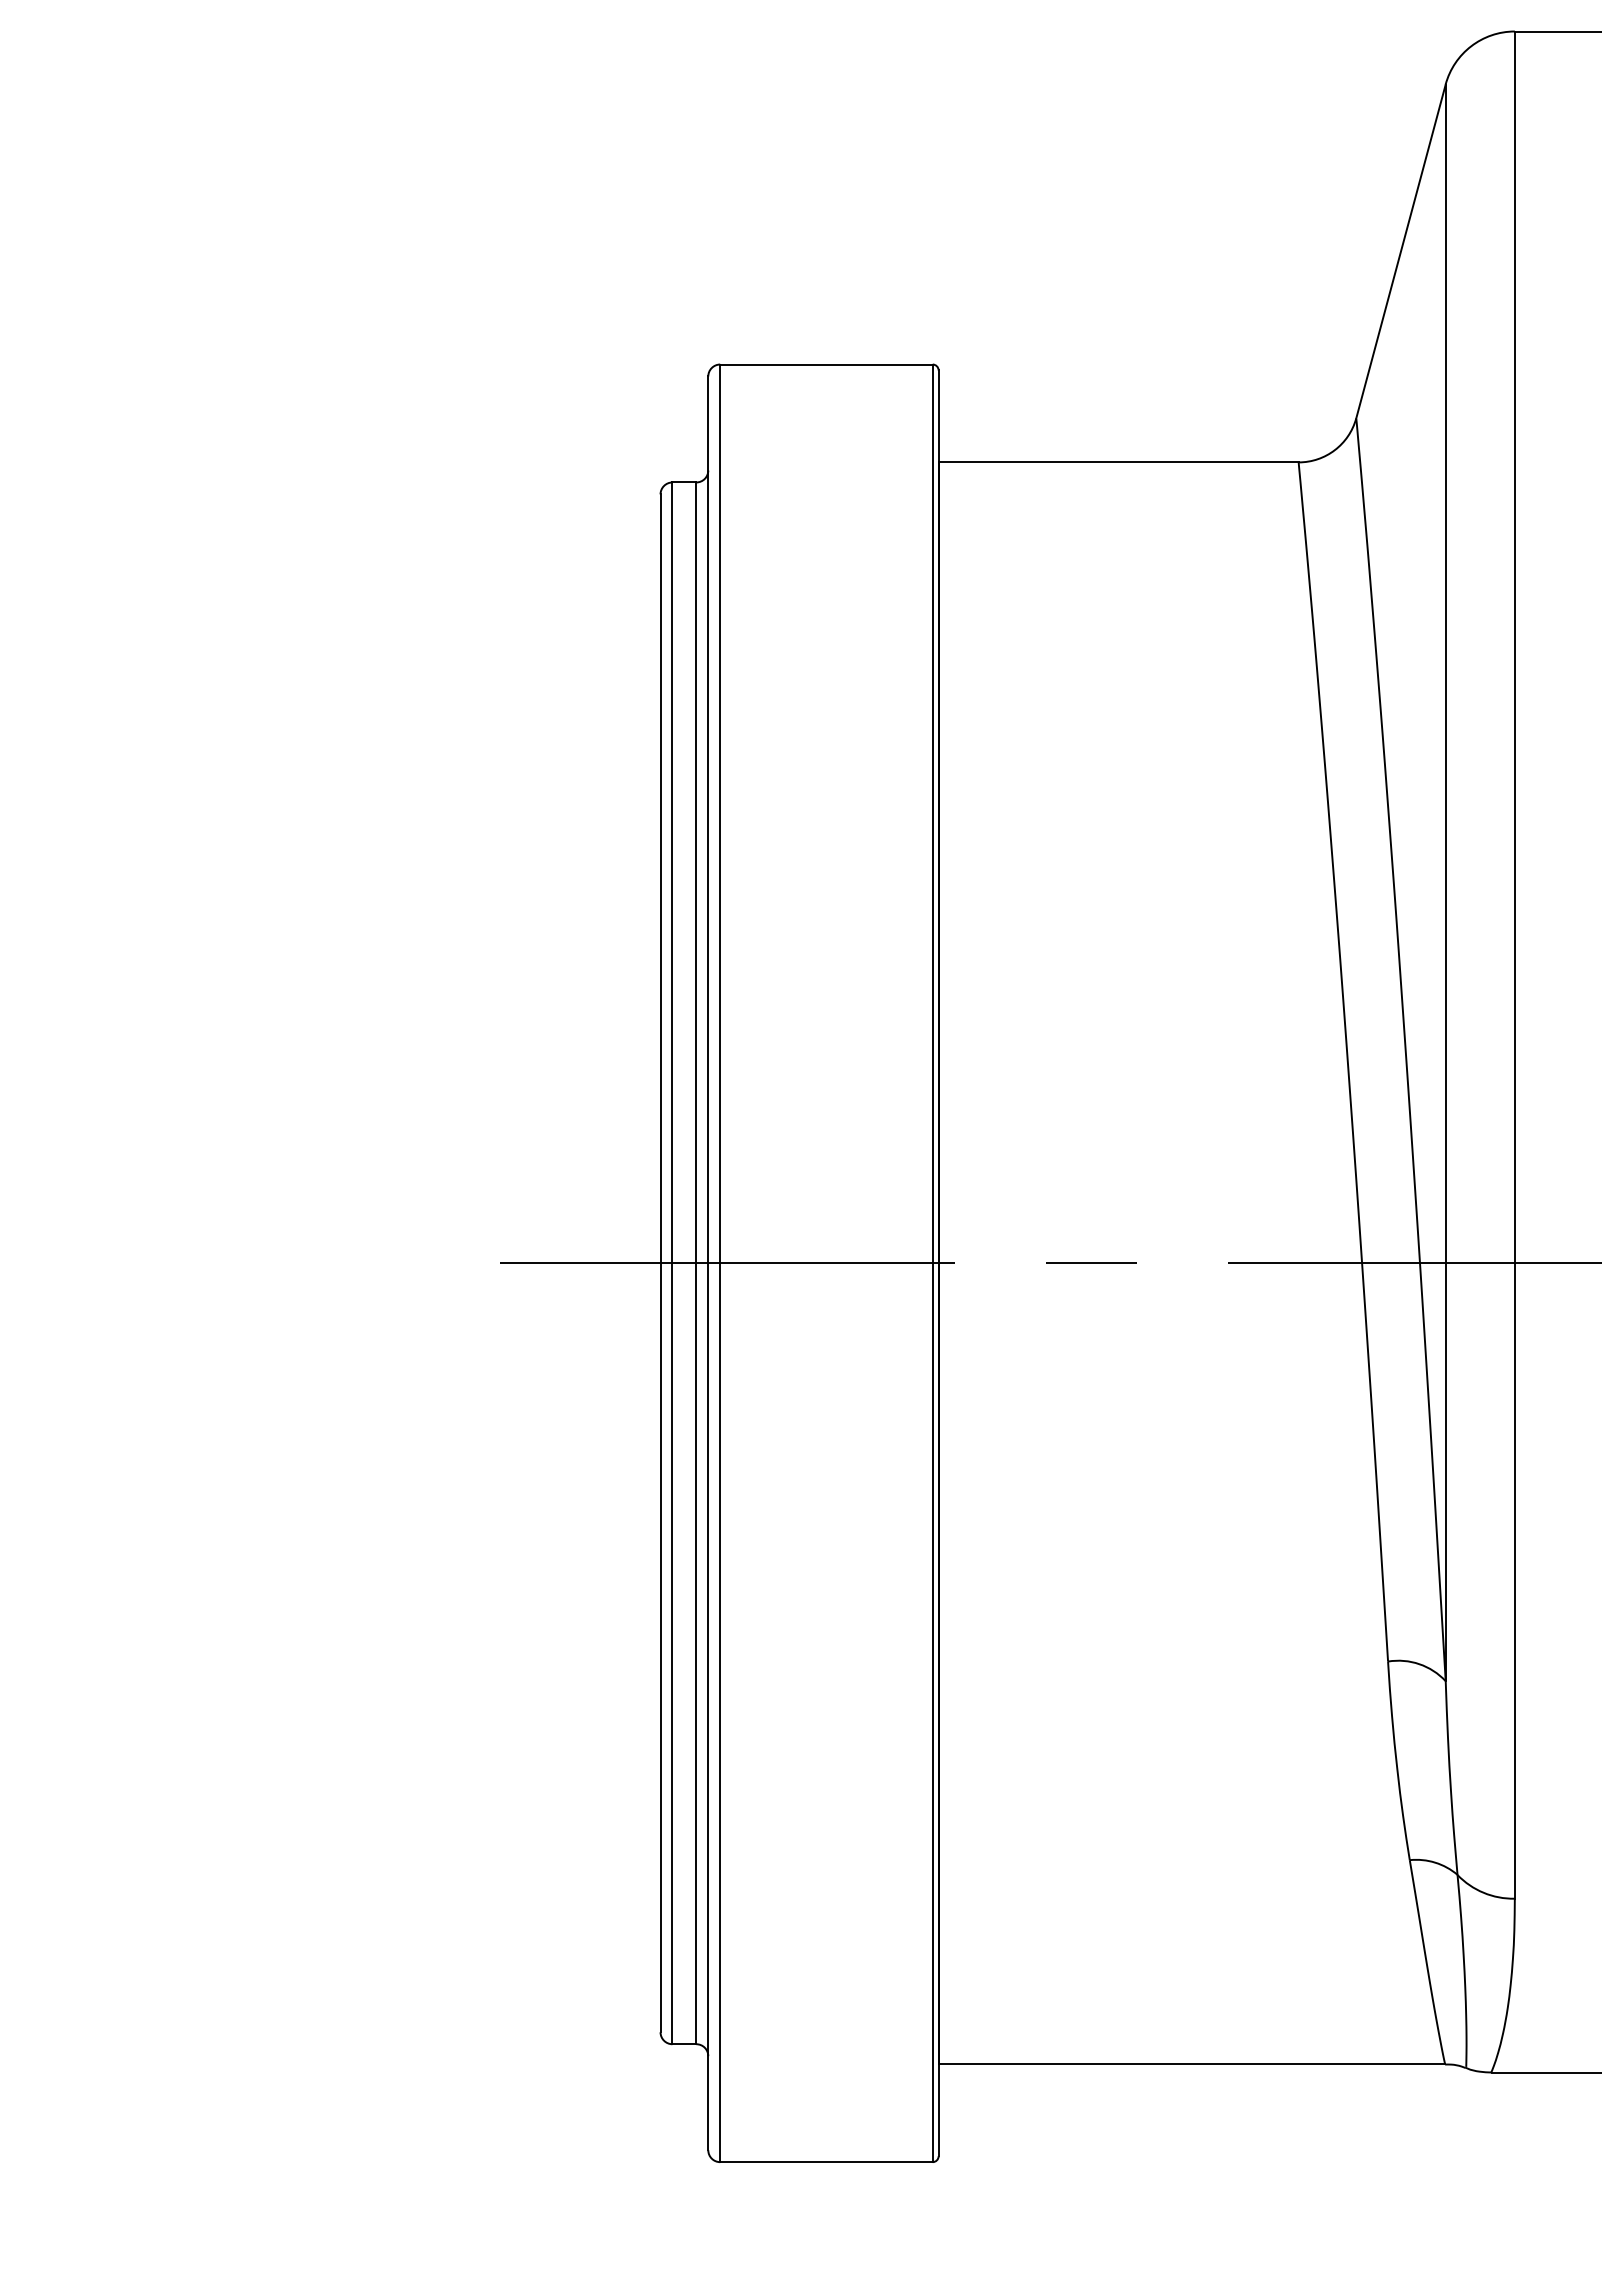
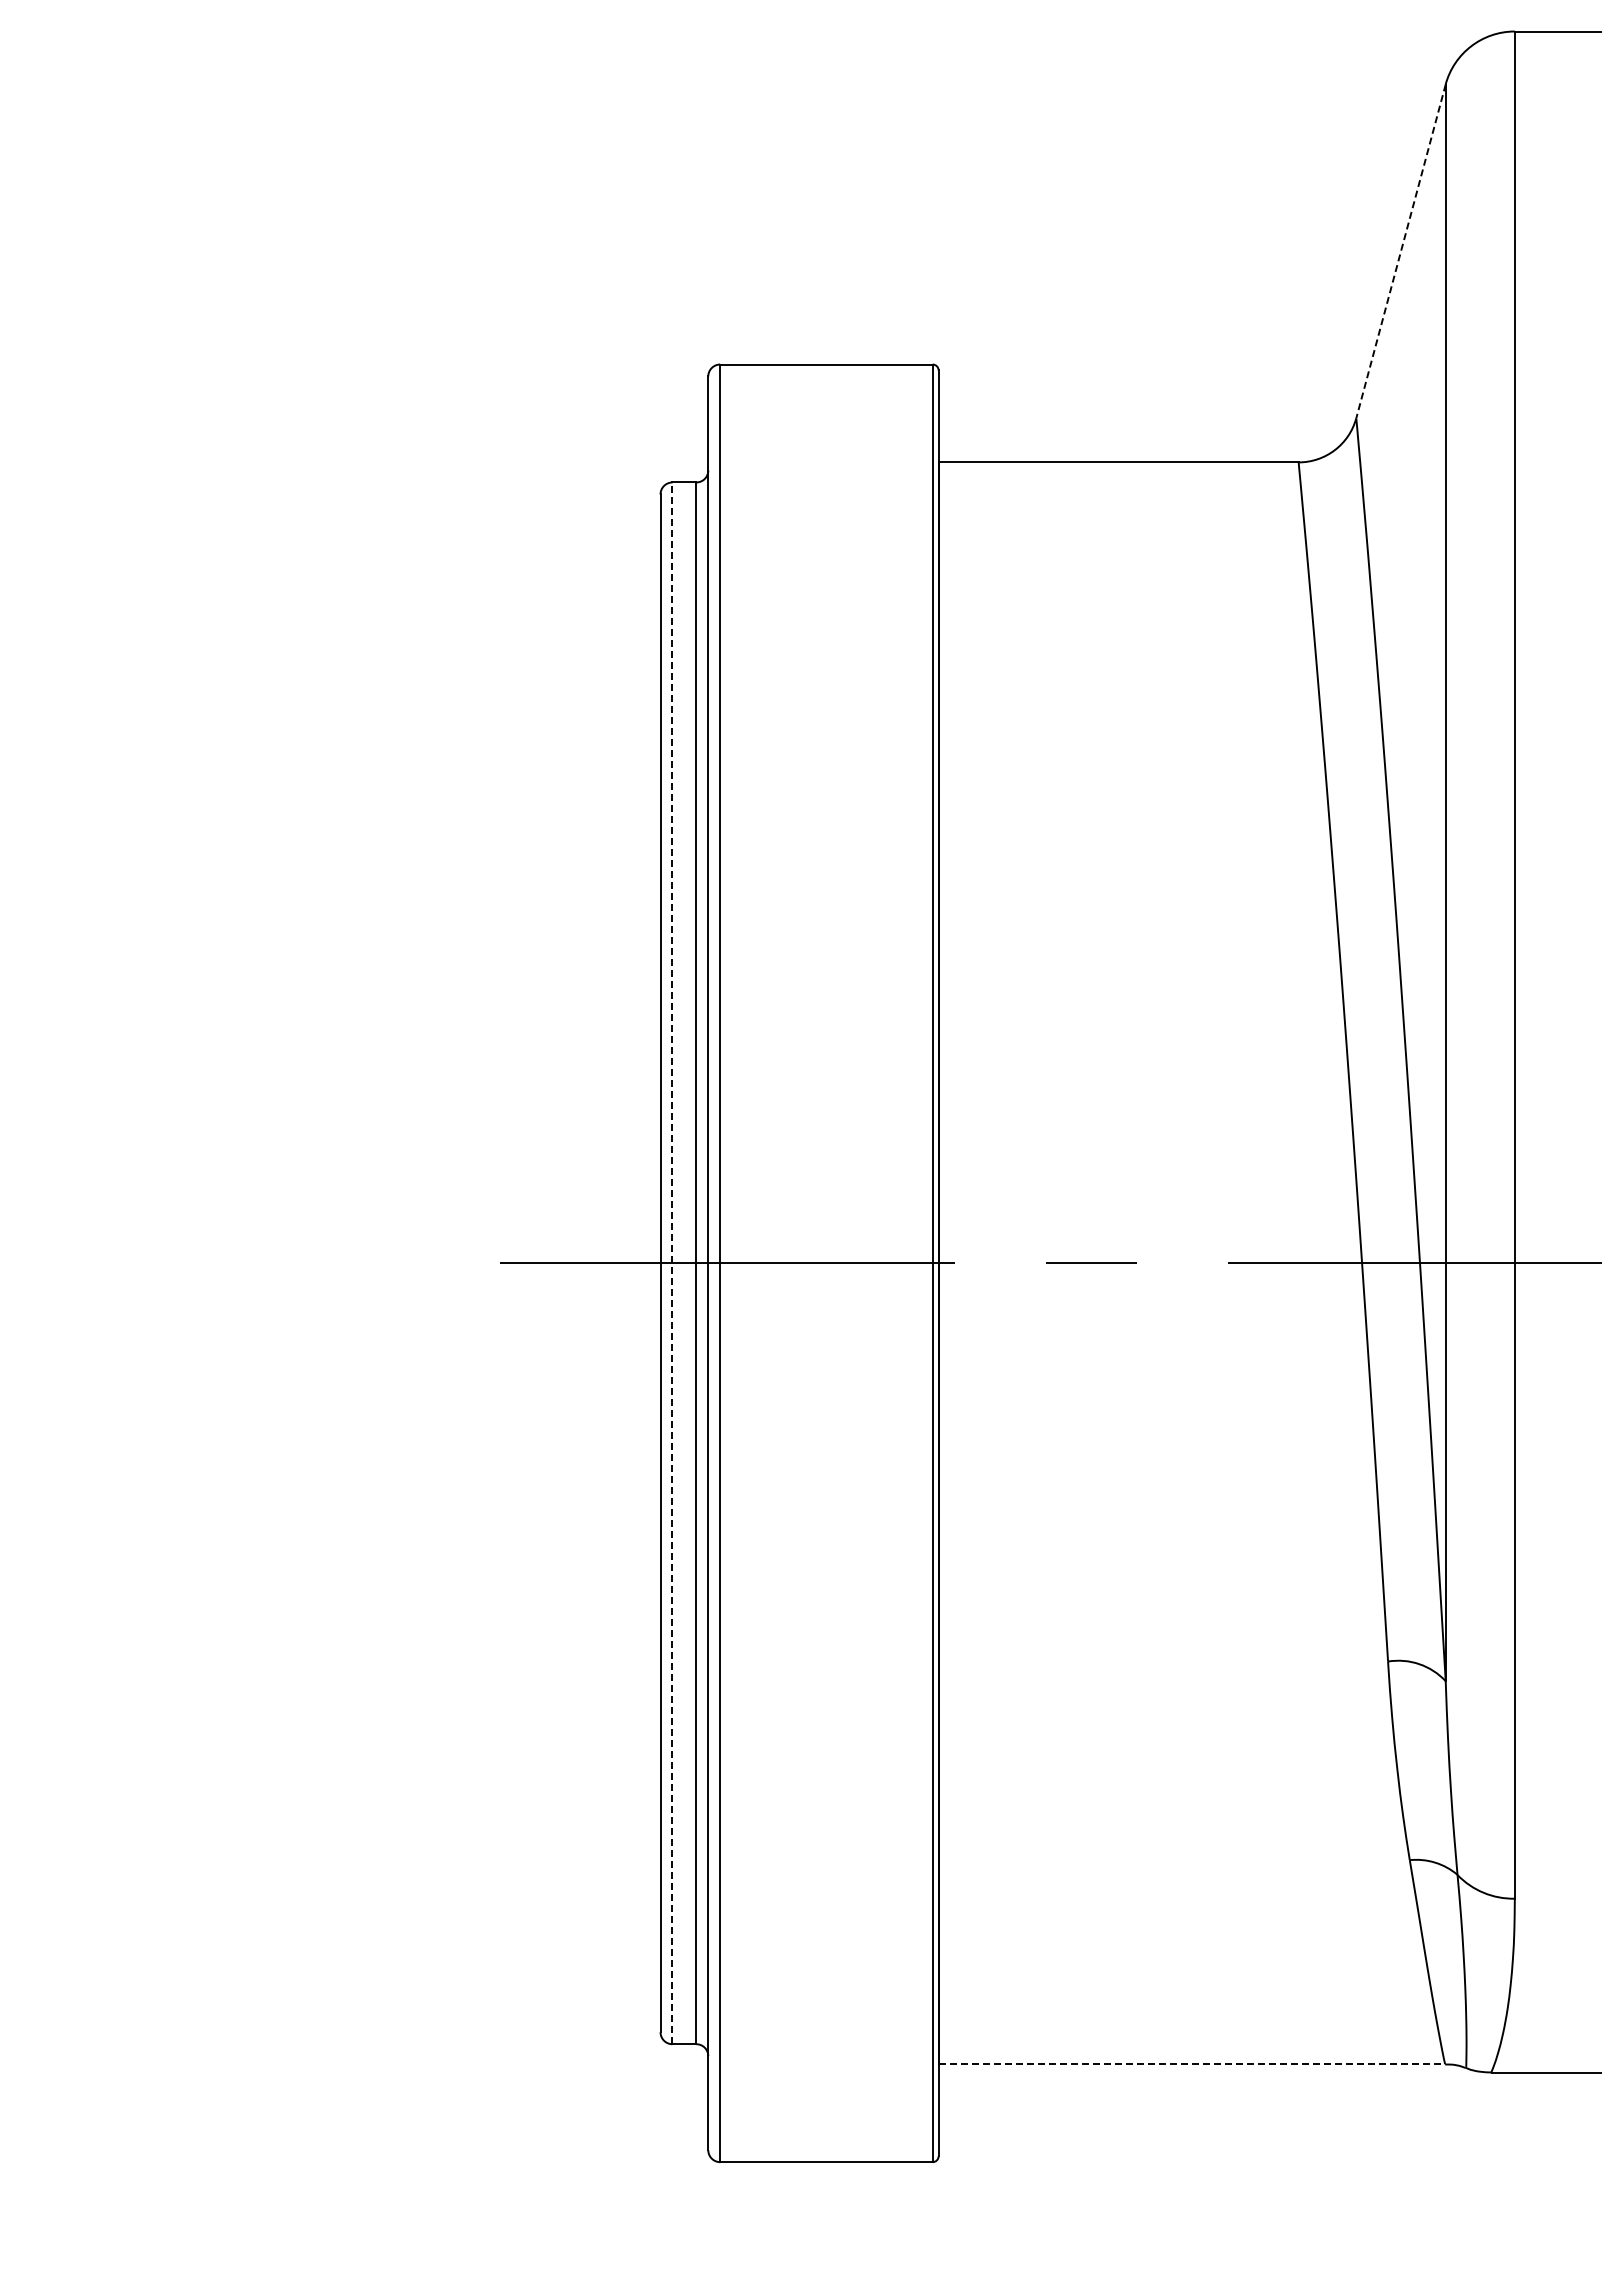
line: solid -> dashed (1400, 252)
line: solid -> dashed (672, 1263)
line: solid -> dashed (1192, 2064)
